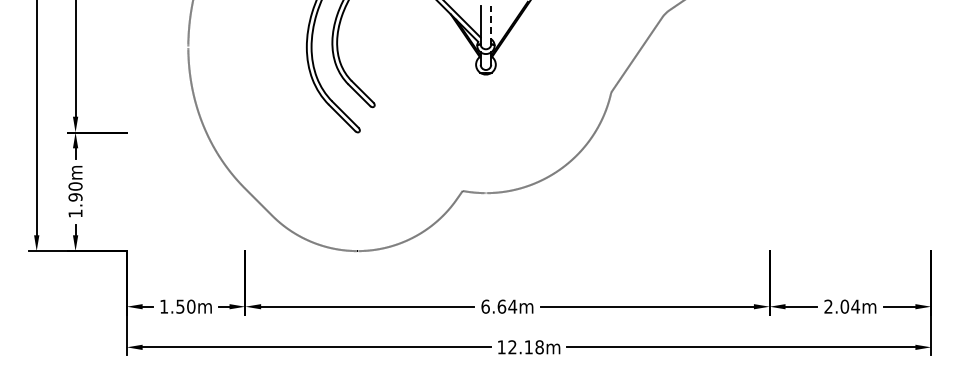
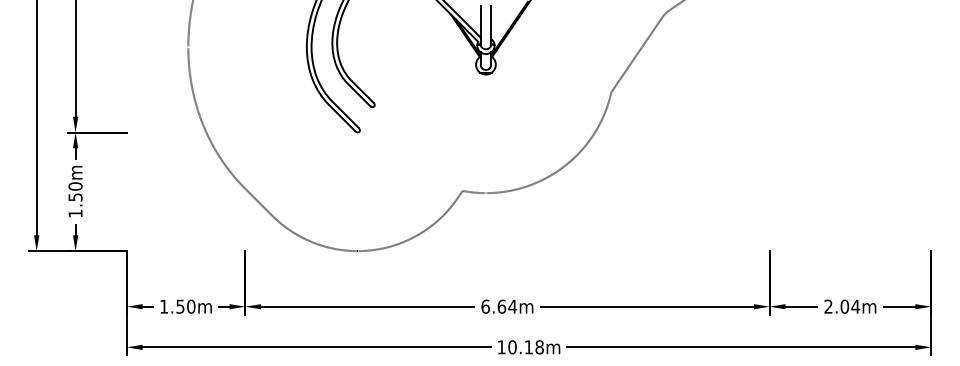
line: dashed -> solid (491, 25)
text: 1.90m -> 1.50m (75, 197)
text: 12.18m -> 10.18m (512, 347)
